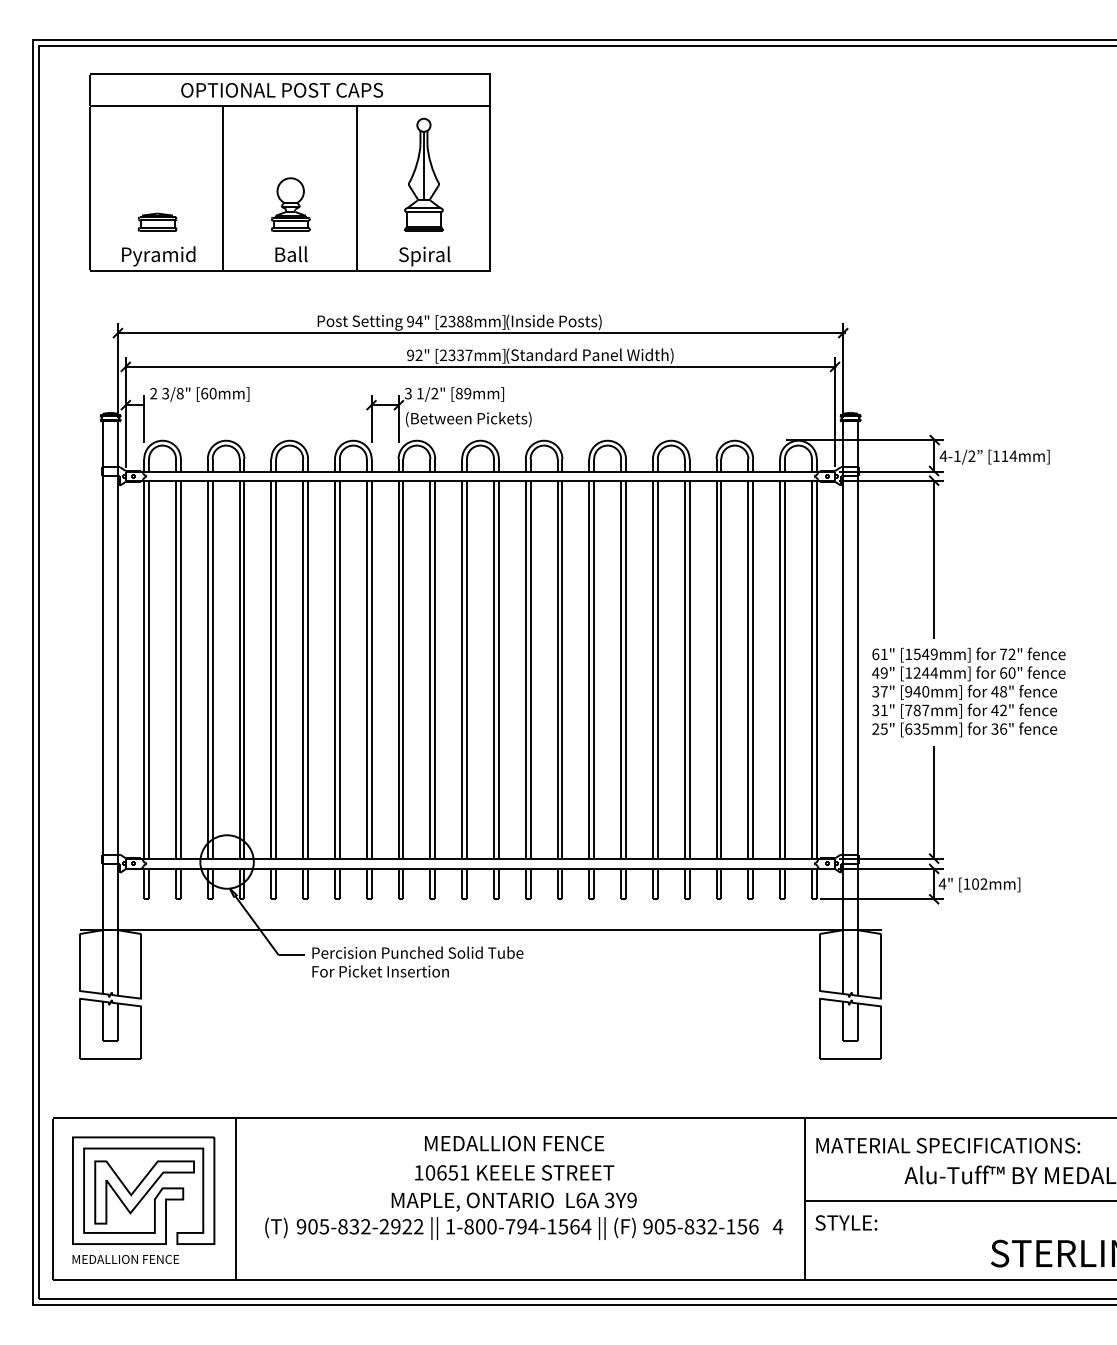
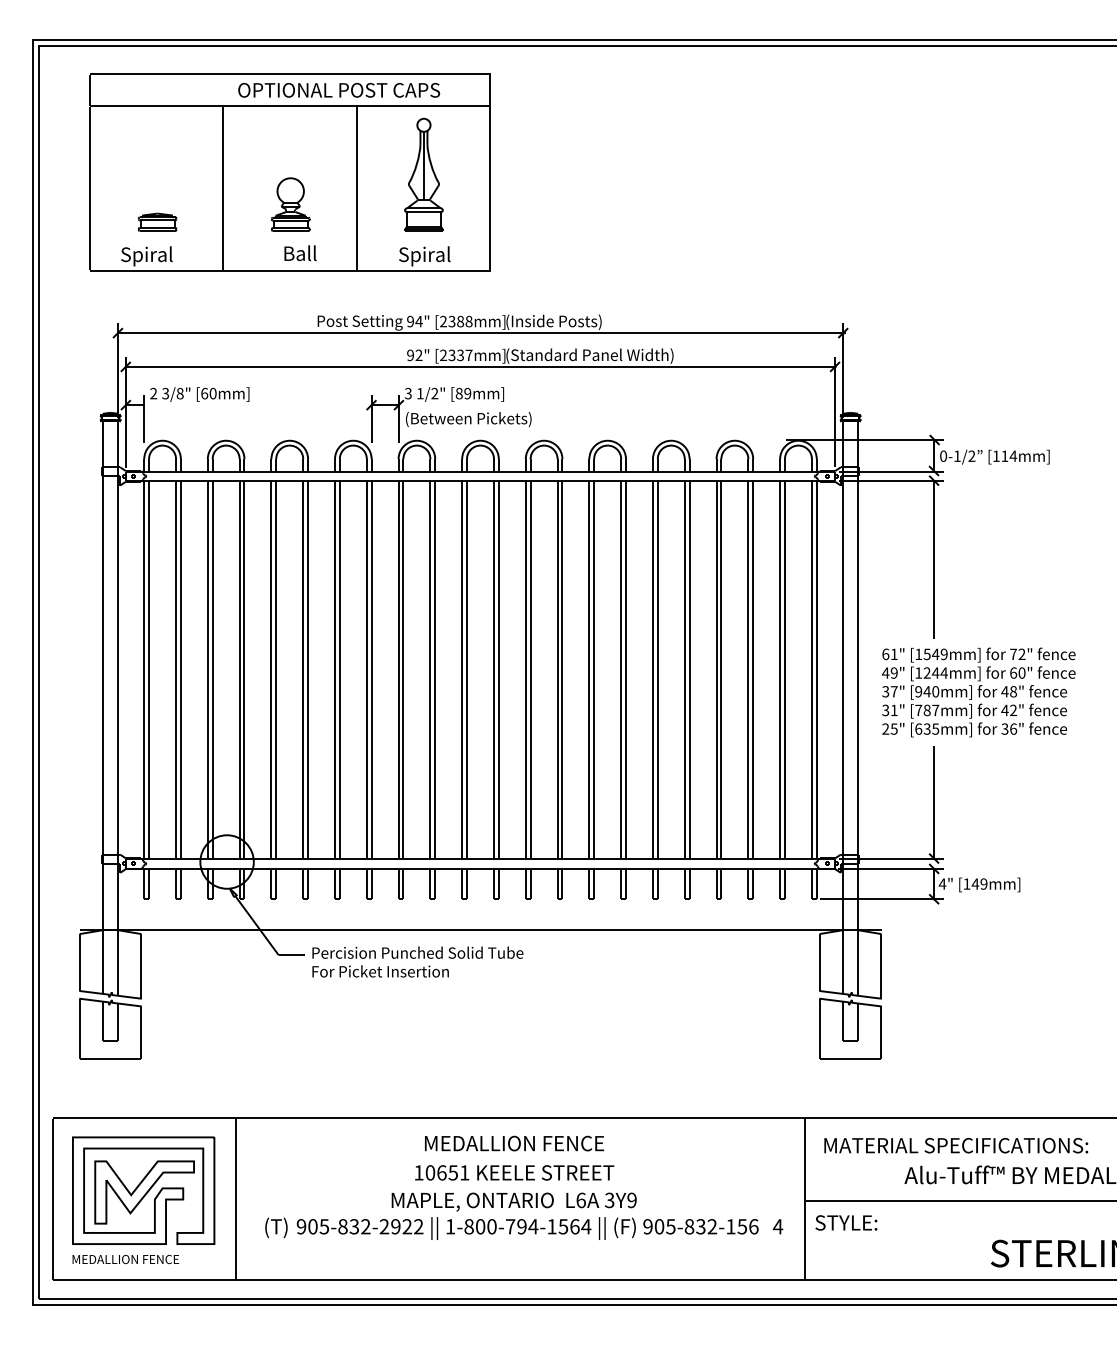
text position: (282, 90) -> (339, 90) (339, 90)
text position: (291, 254) -> (300, 253) (300, 253)
text: Pyramid -> Spiral (158, 256)
text: 4-1/2 -> 0-1/2 (943, 455)
text position: (968, 692) -> (978, 692) (978, 692)
text: [102mm] -> [149mm] (979, 883)
text position: (948, 1145) -> (956, 1145) (956, 1145)
